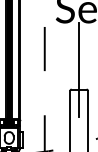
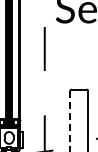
line: present -> none (79, 69)
line: solid -> dashed (70, 120)
